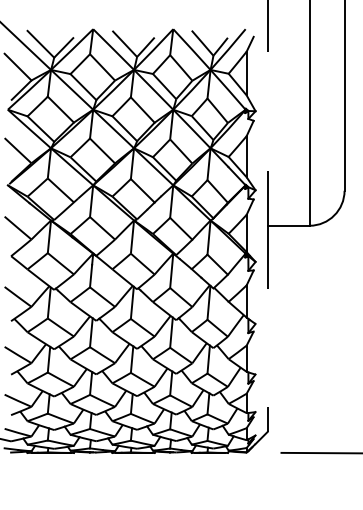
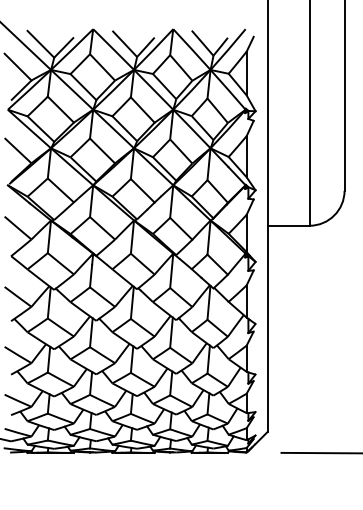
line: dashed -> solid (267, 216)
